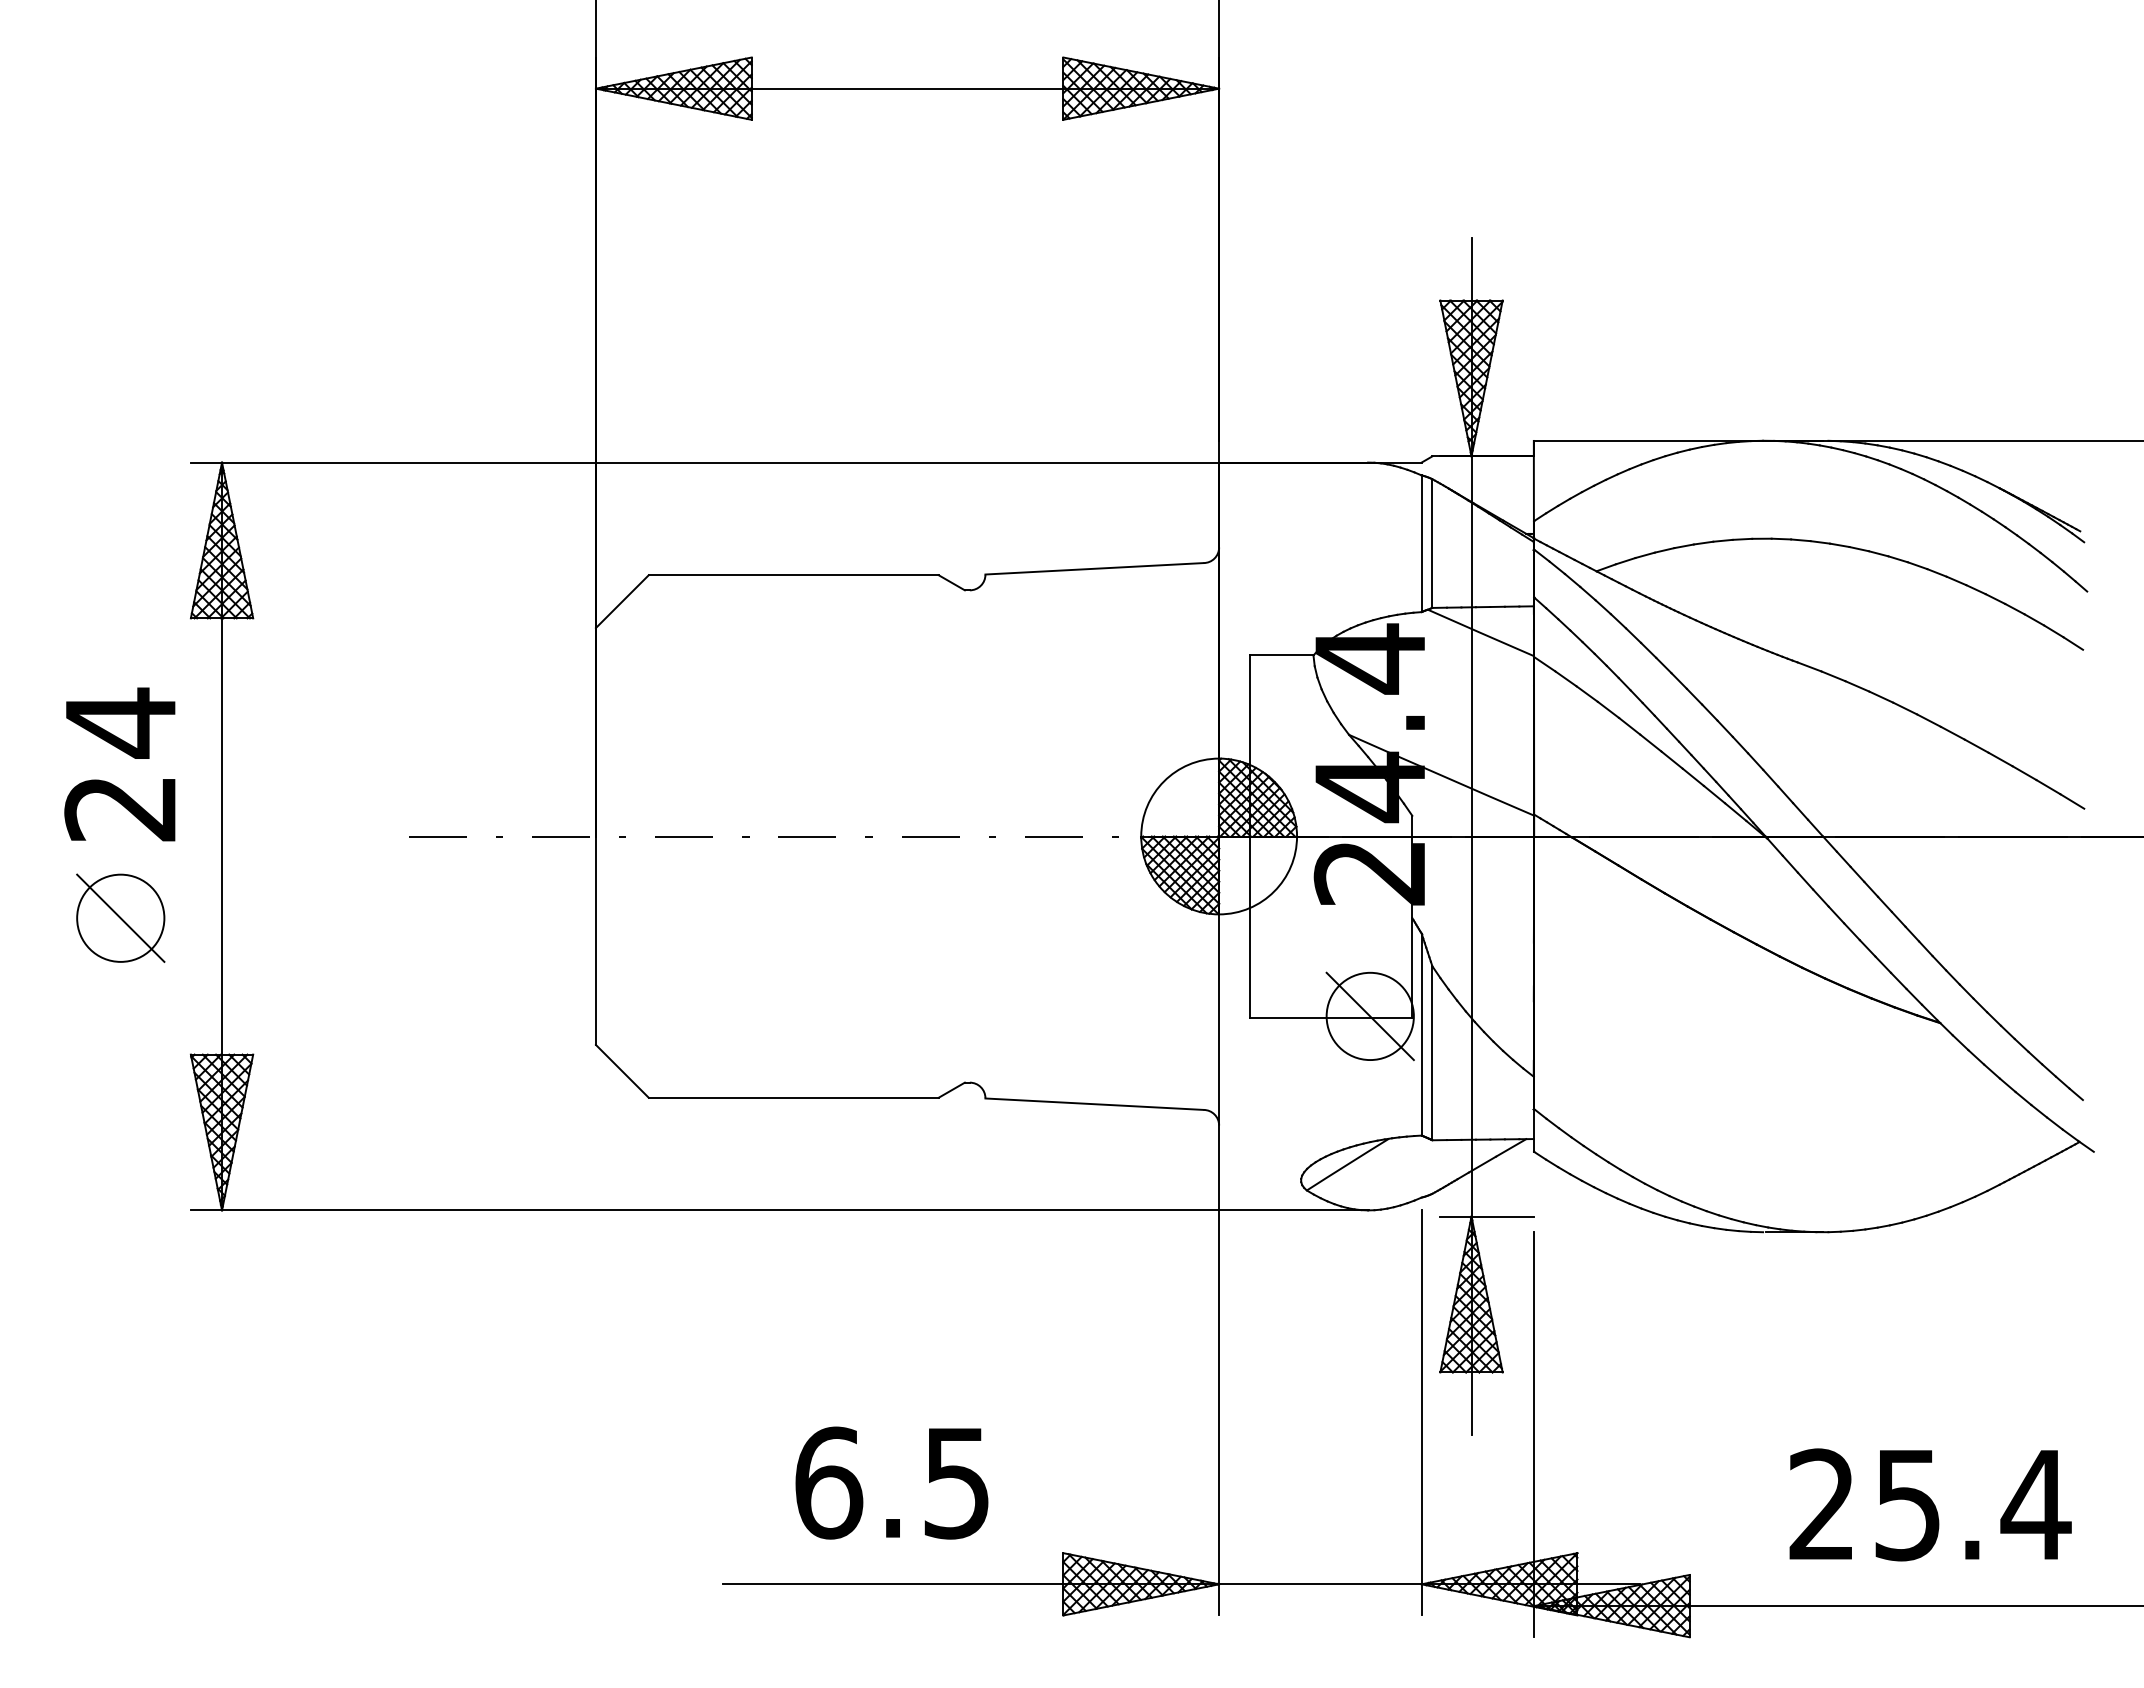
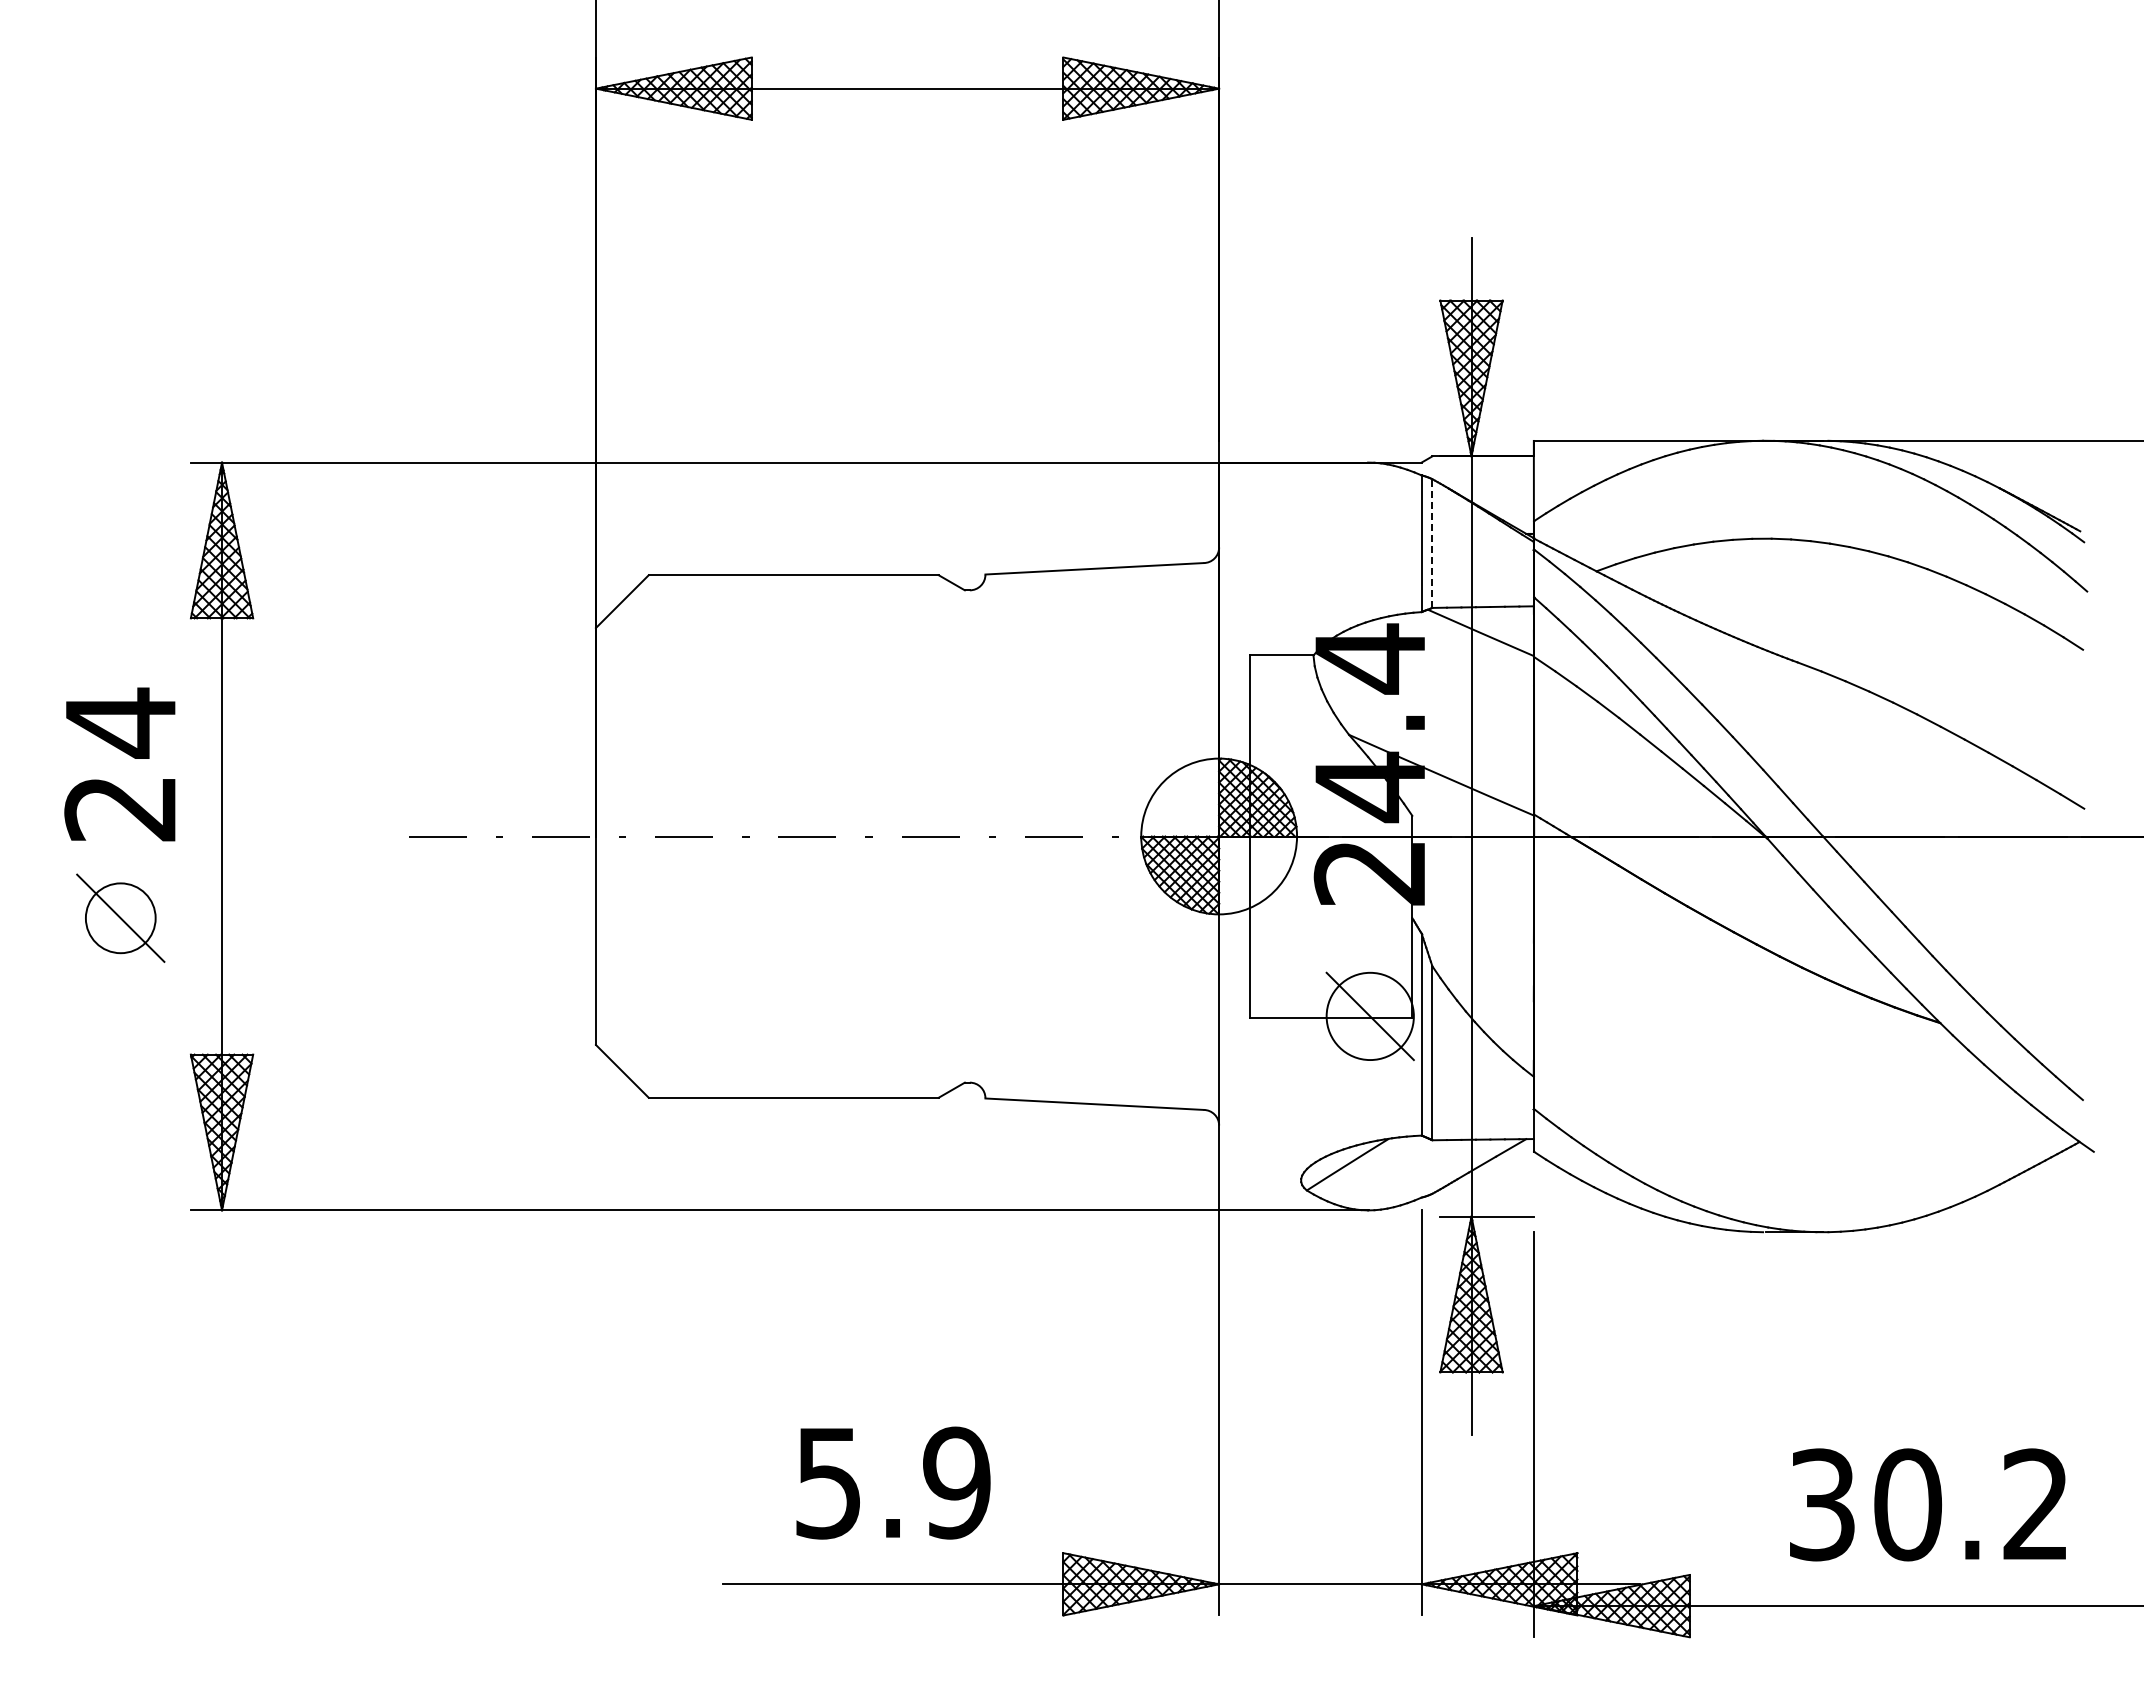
line: solid -> dashed (1432, 543)
circle diameter: 87 px -> 70 px (120, 918)
text: 6.5 -> 5.9 (892, 1482)
text: 25.4 -> 30.2 (1930, 1504)
